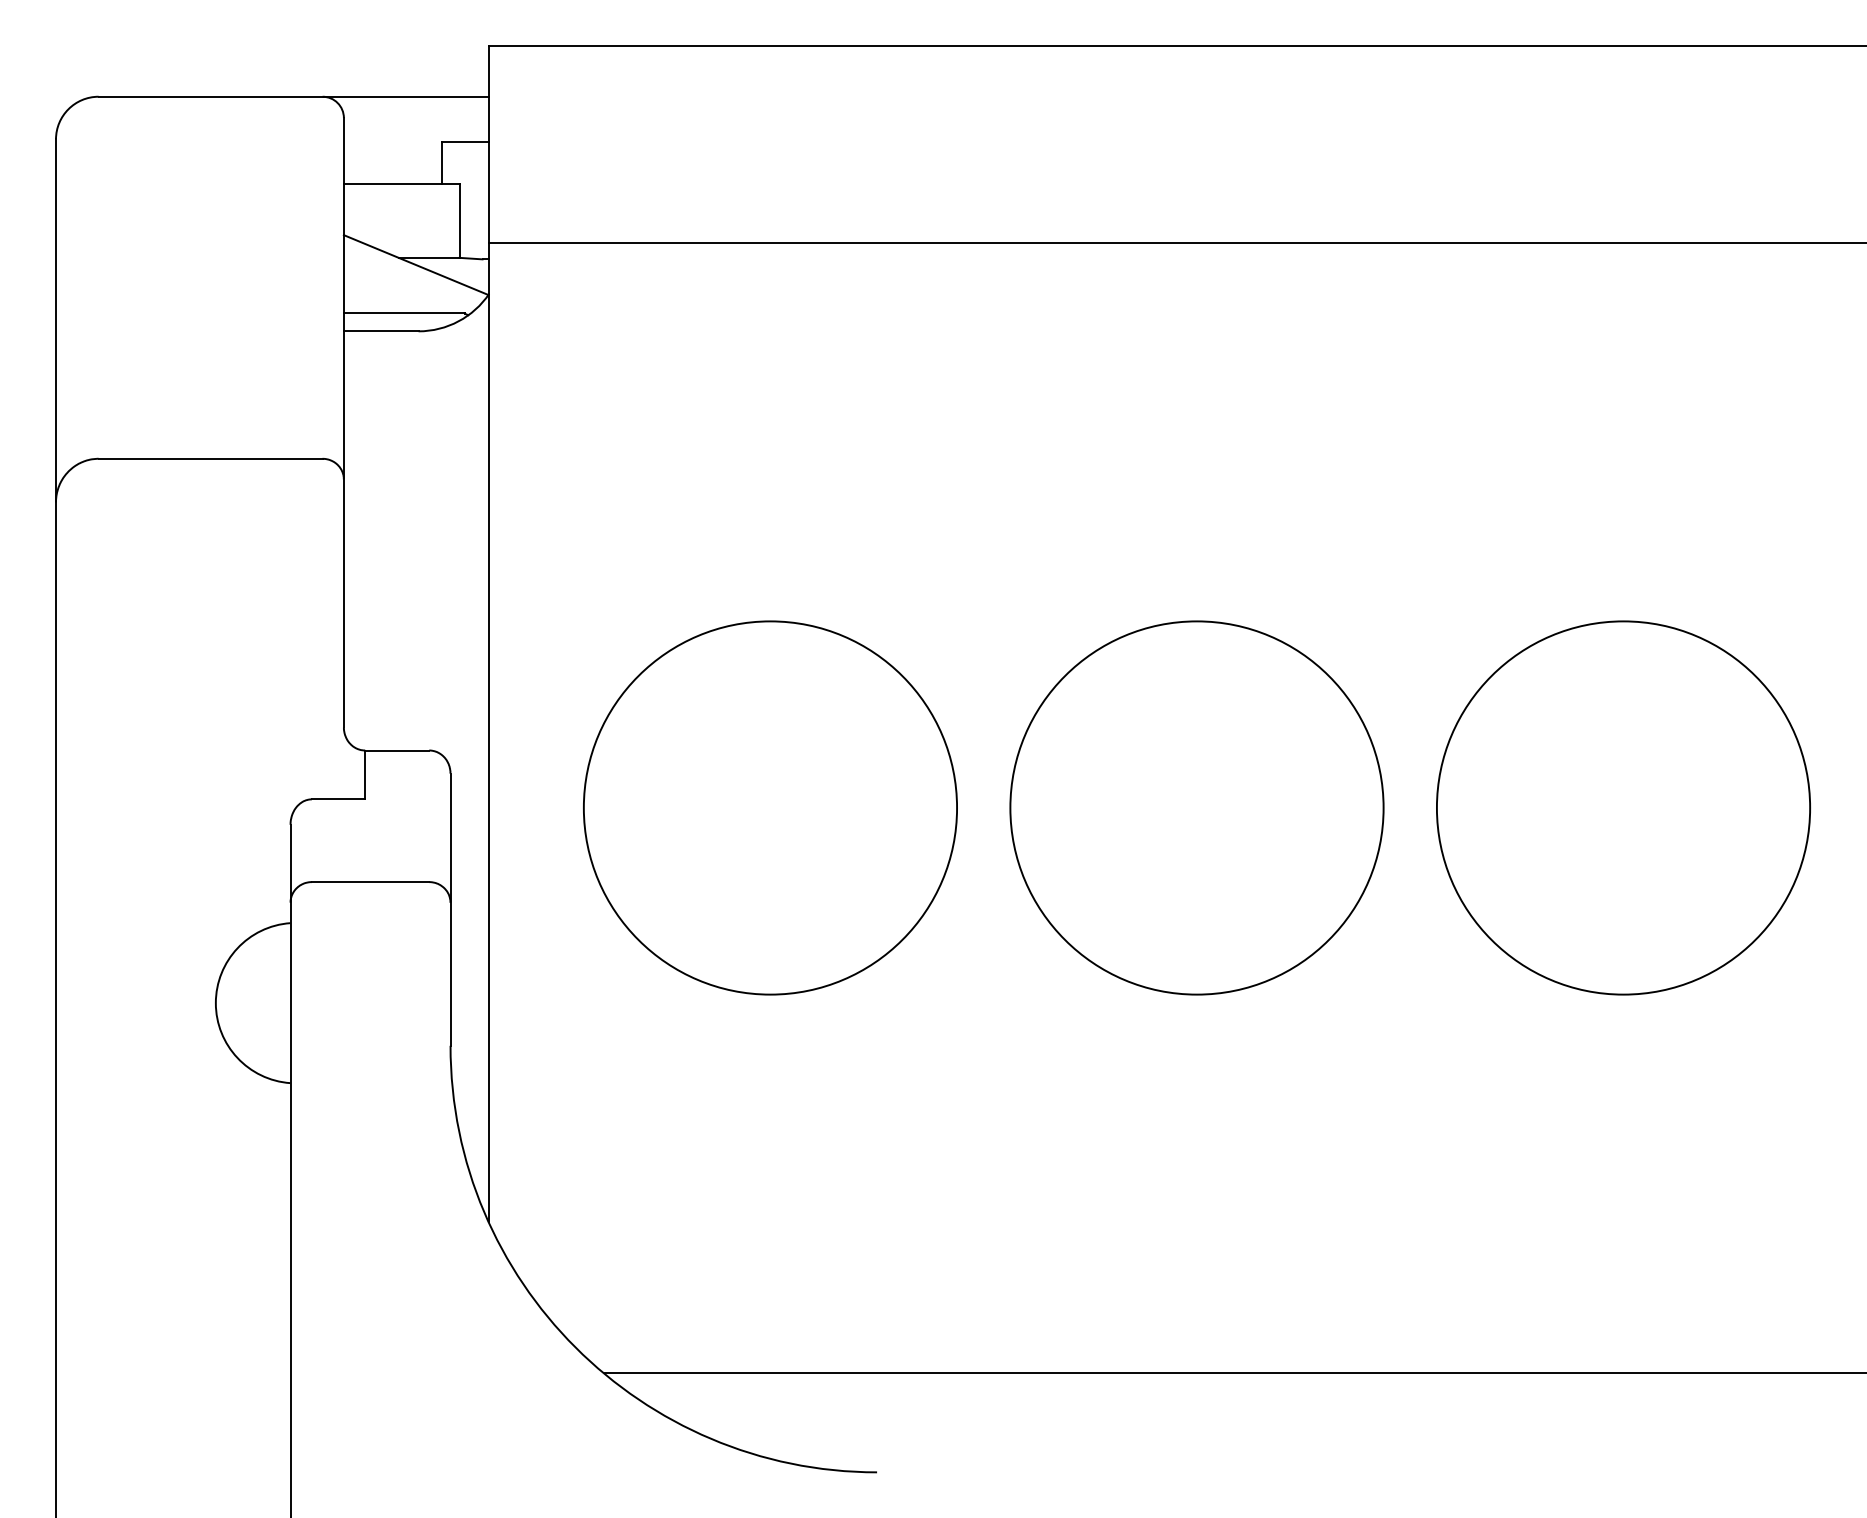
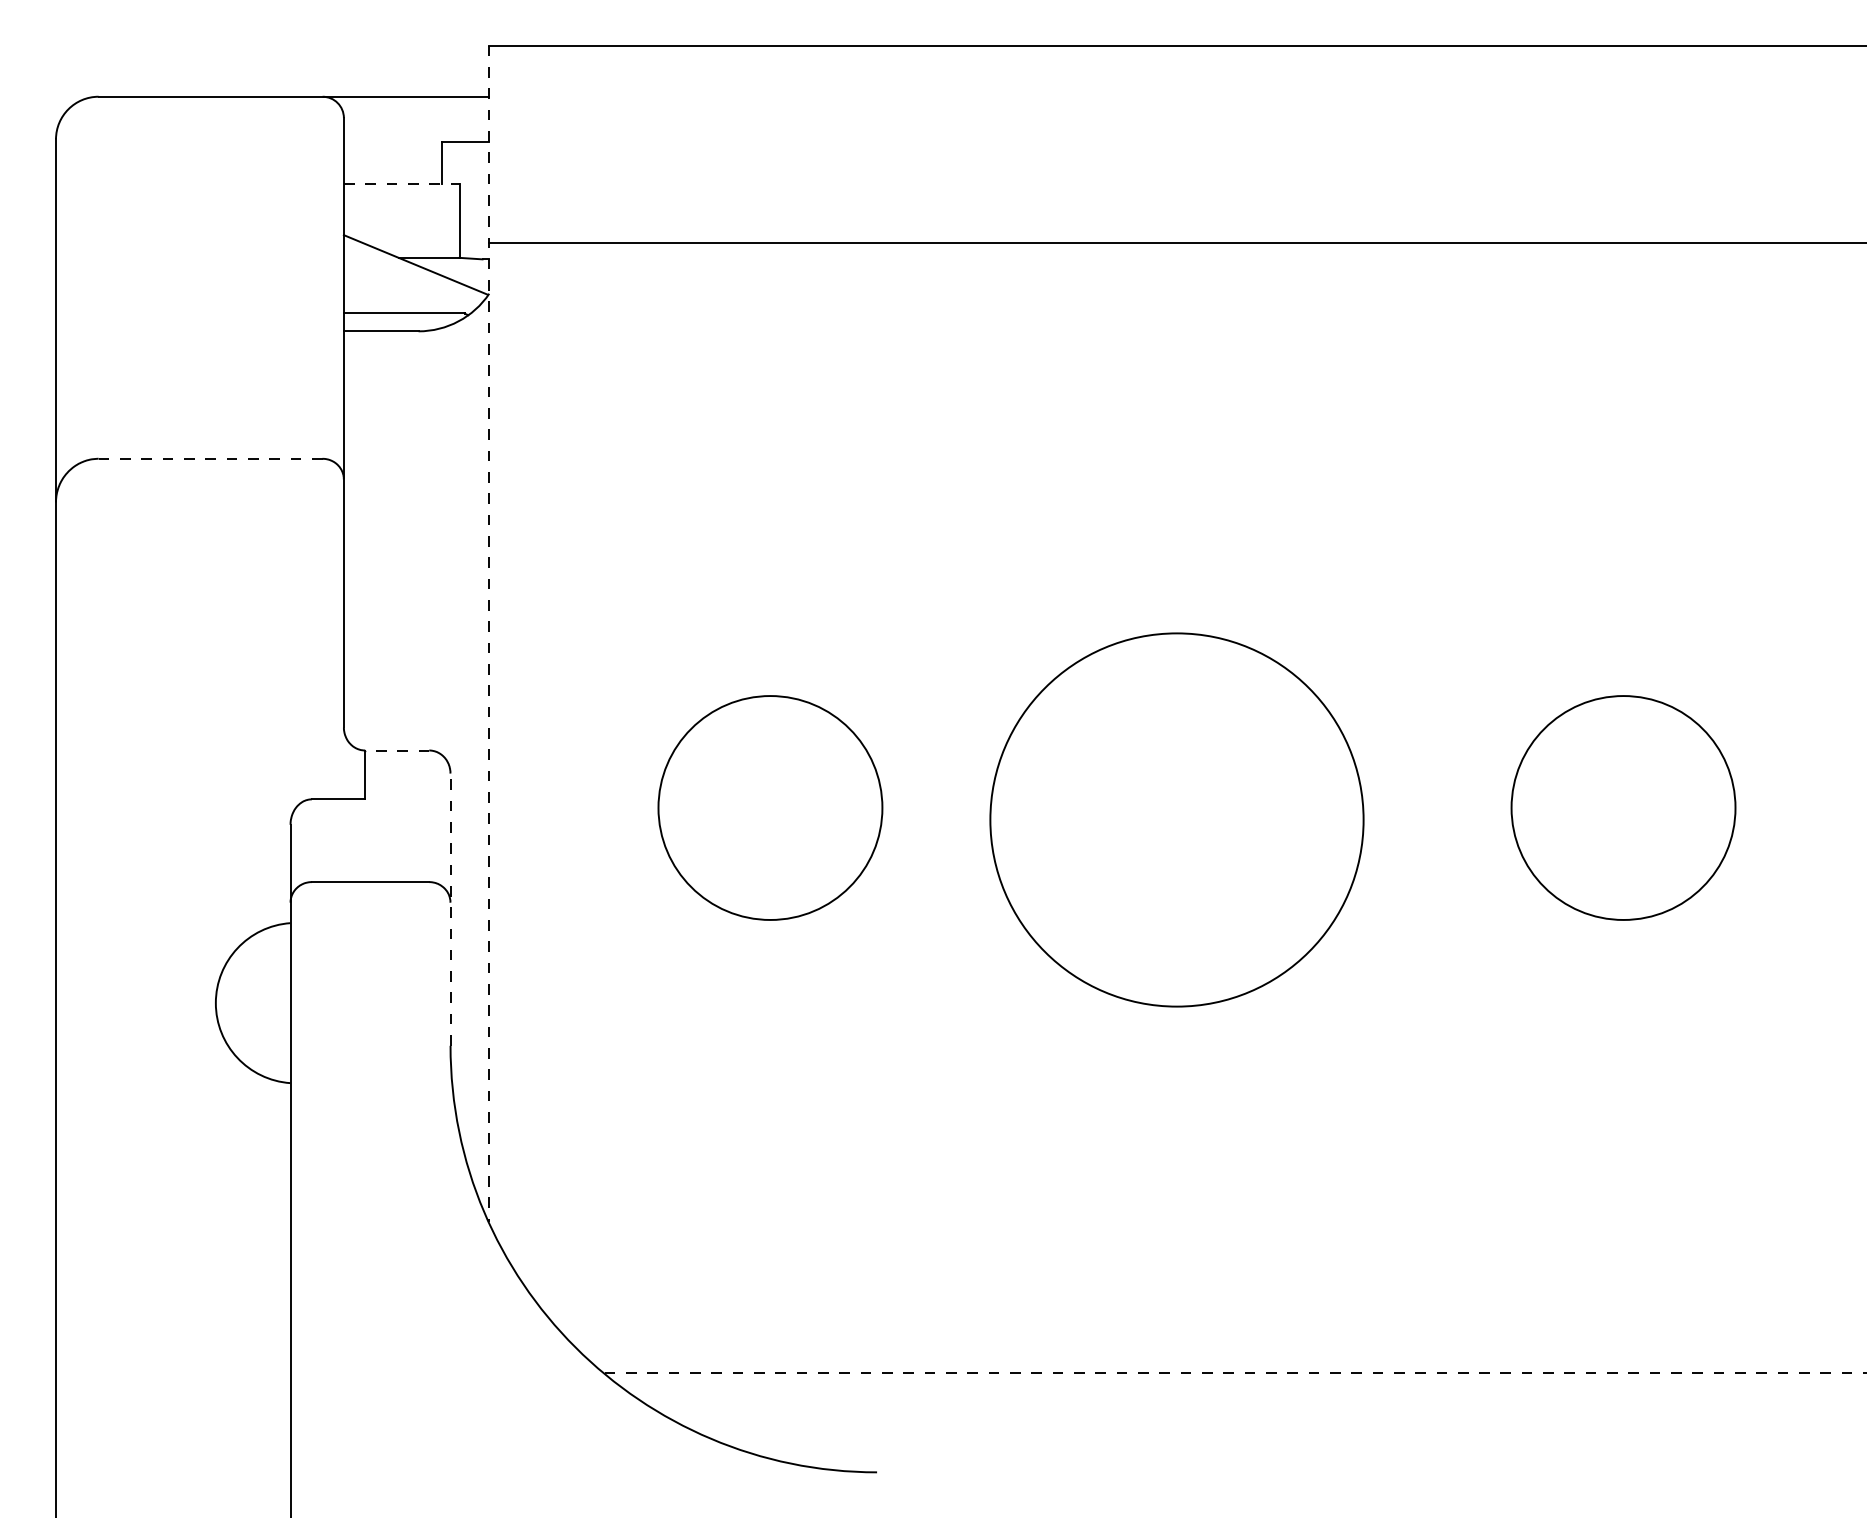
line: solid -> dashed (401, 183)
line: solid -> dashed (210, 458)
line: solid -> dashed (488, 634)
line: solid -> dashed (397, 750)
circle diameter: 373 px -> 224 px (770, 807)
circle position: (1196, 807) -> (1176, 819) (1176, 819)
circle diameter: 373 px -> 224 px (1623, 807)
line: solid -> dashed (450, 909)
line: solid -> dashed (1236, 1373)
